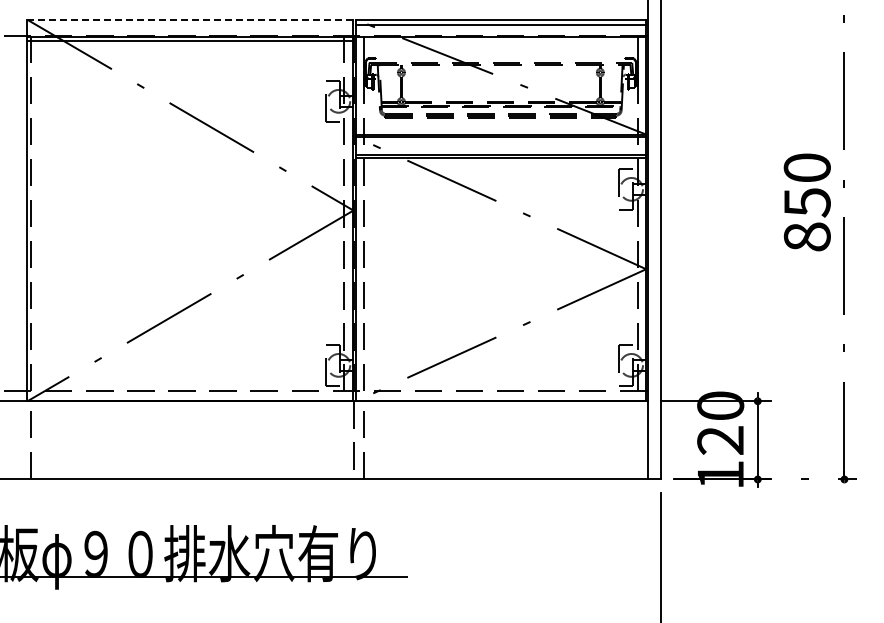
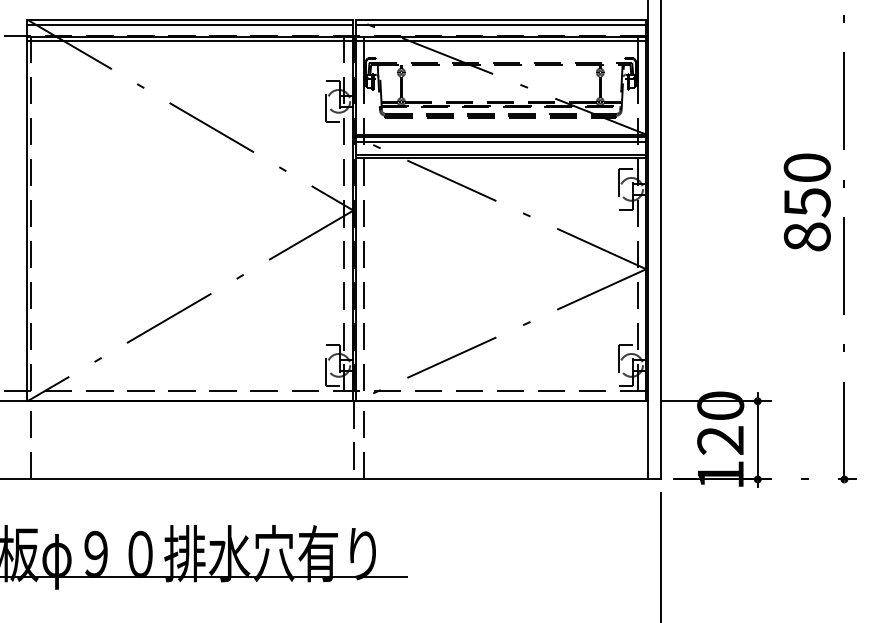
line: dashed -> solid (190, 19)
line: none -> present (190, 25)
line: none -> present (501, 40)
line: none -> present (501, 142)
